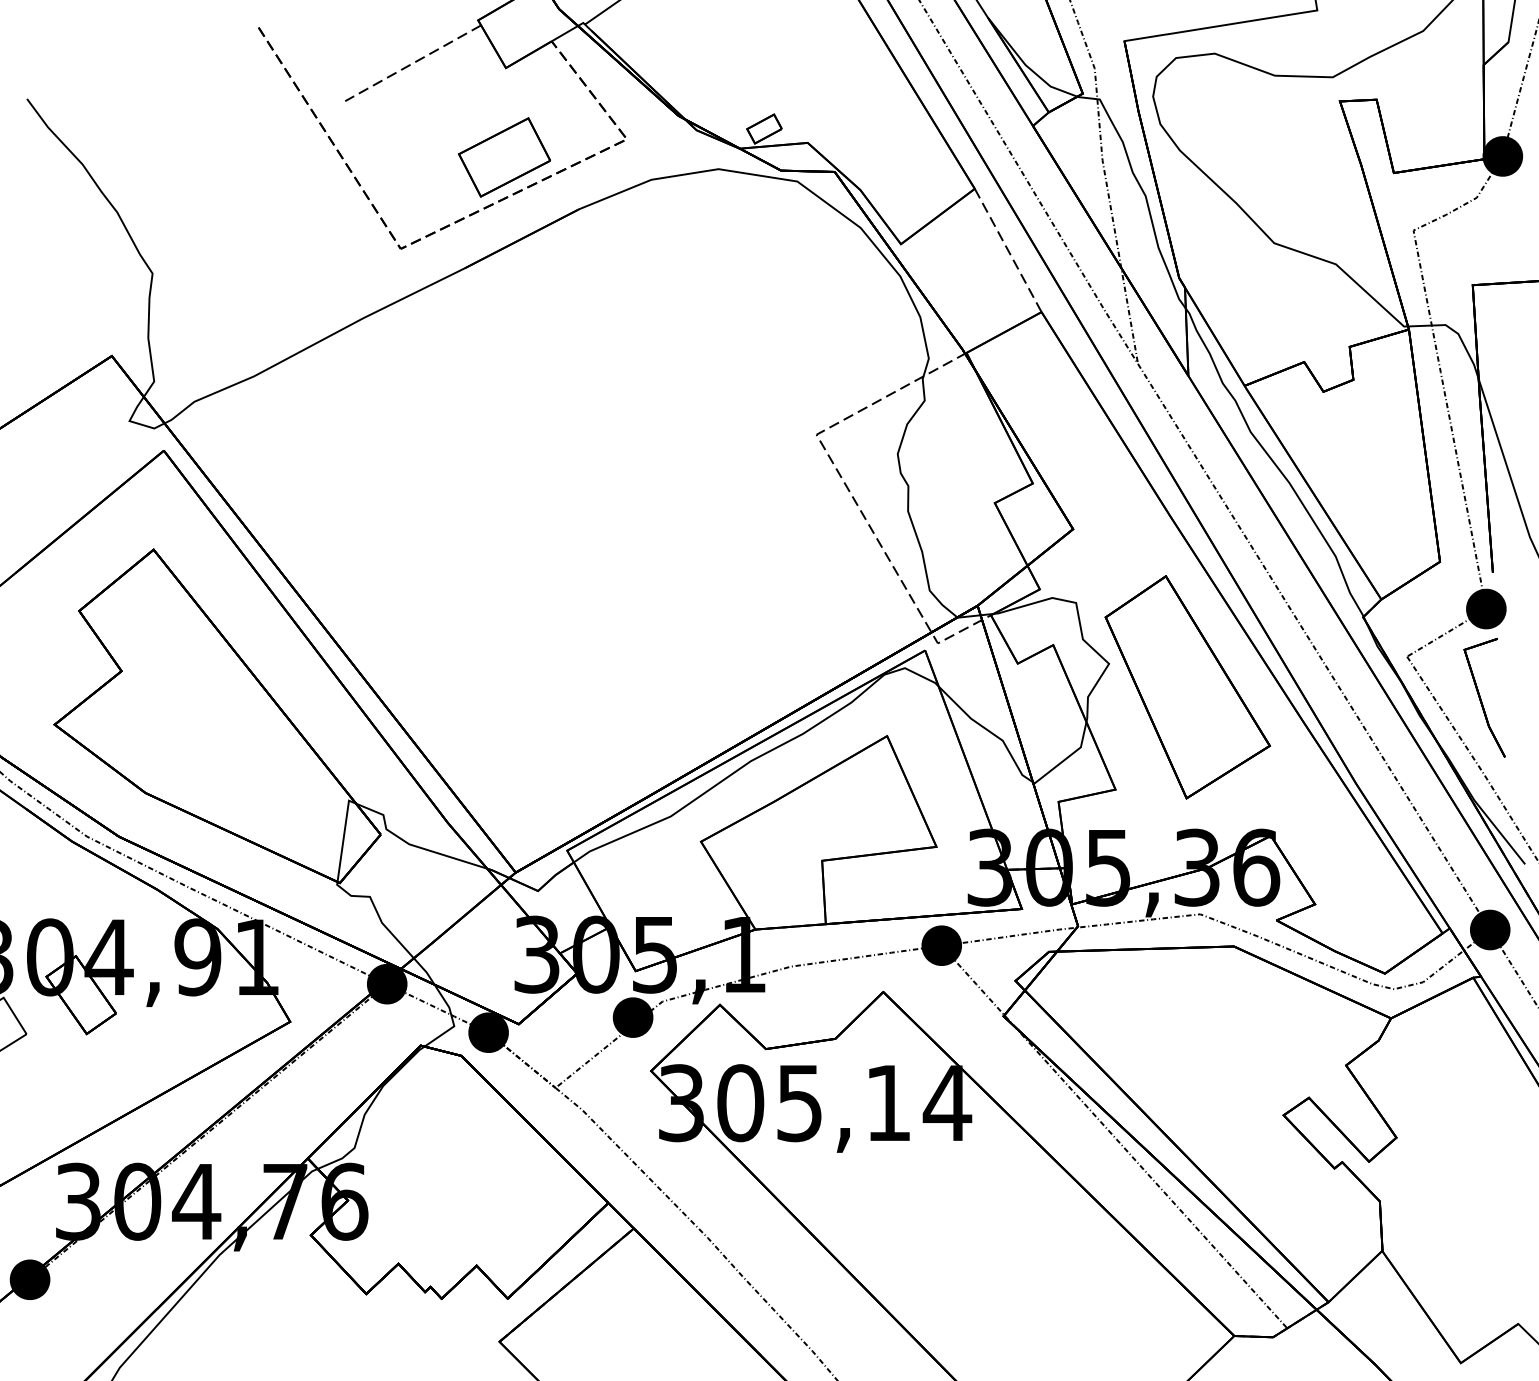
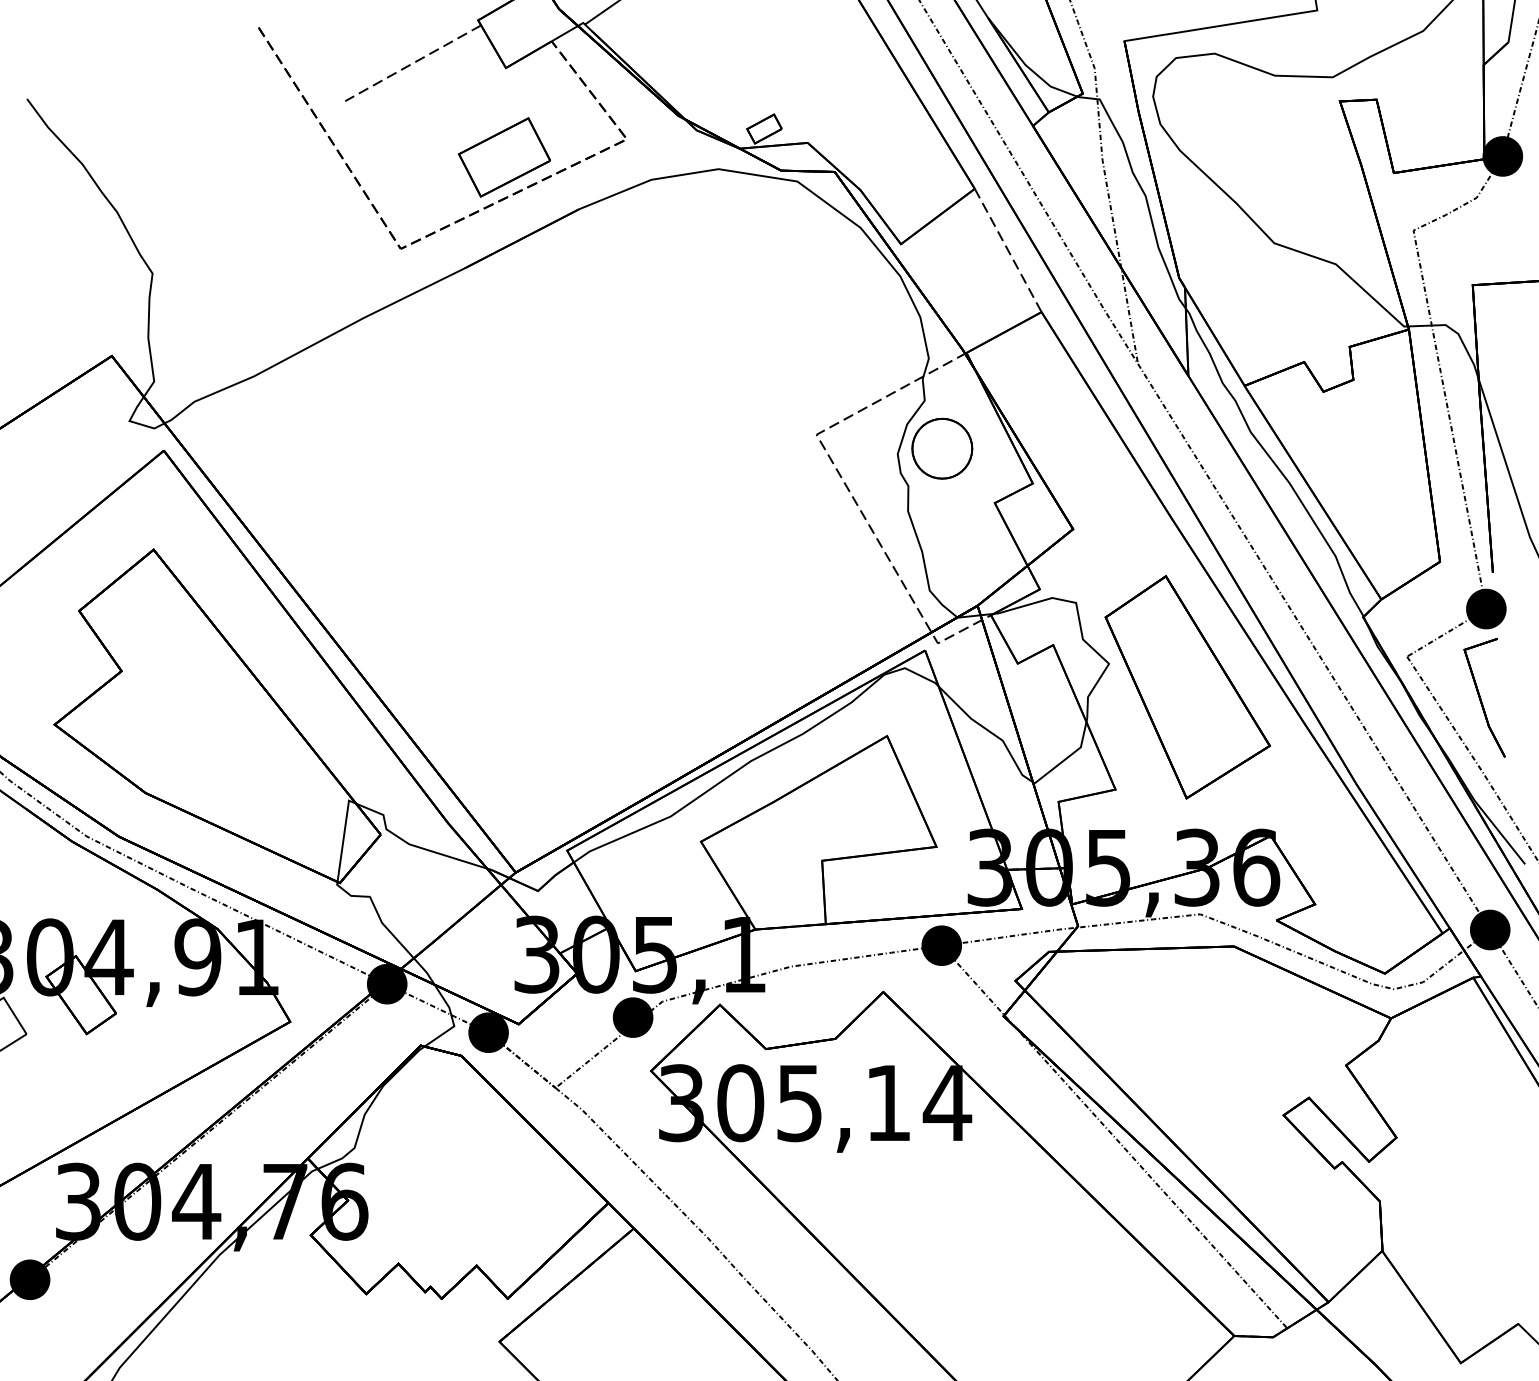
part: none -> present (942, 448)
